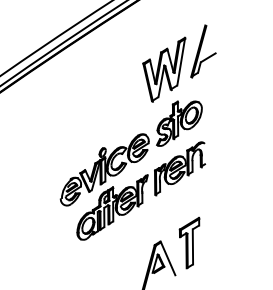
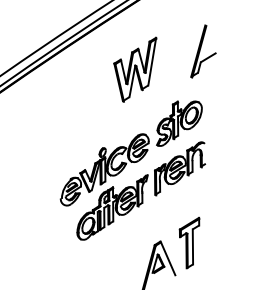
part position: (164, 69) -> (135, 69) (135, 69)
